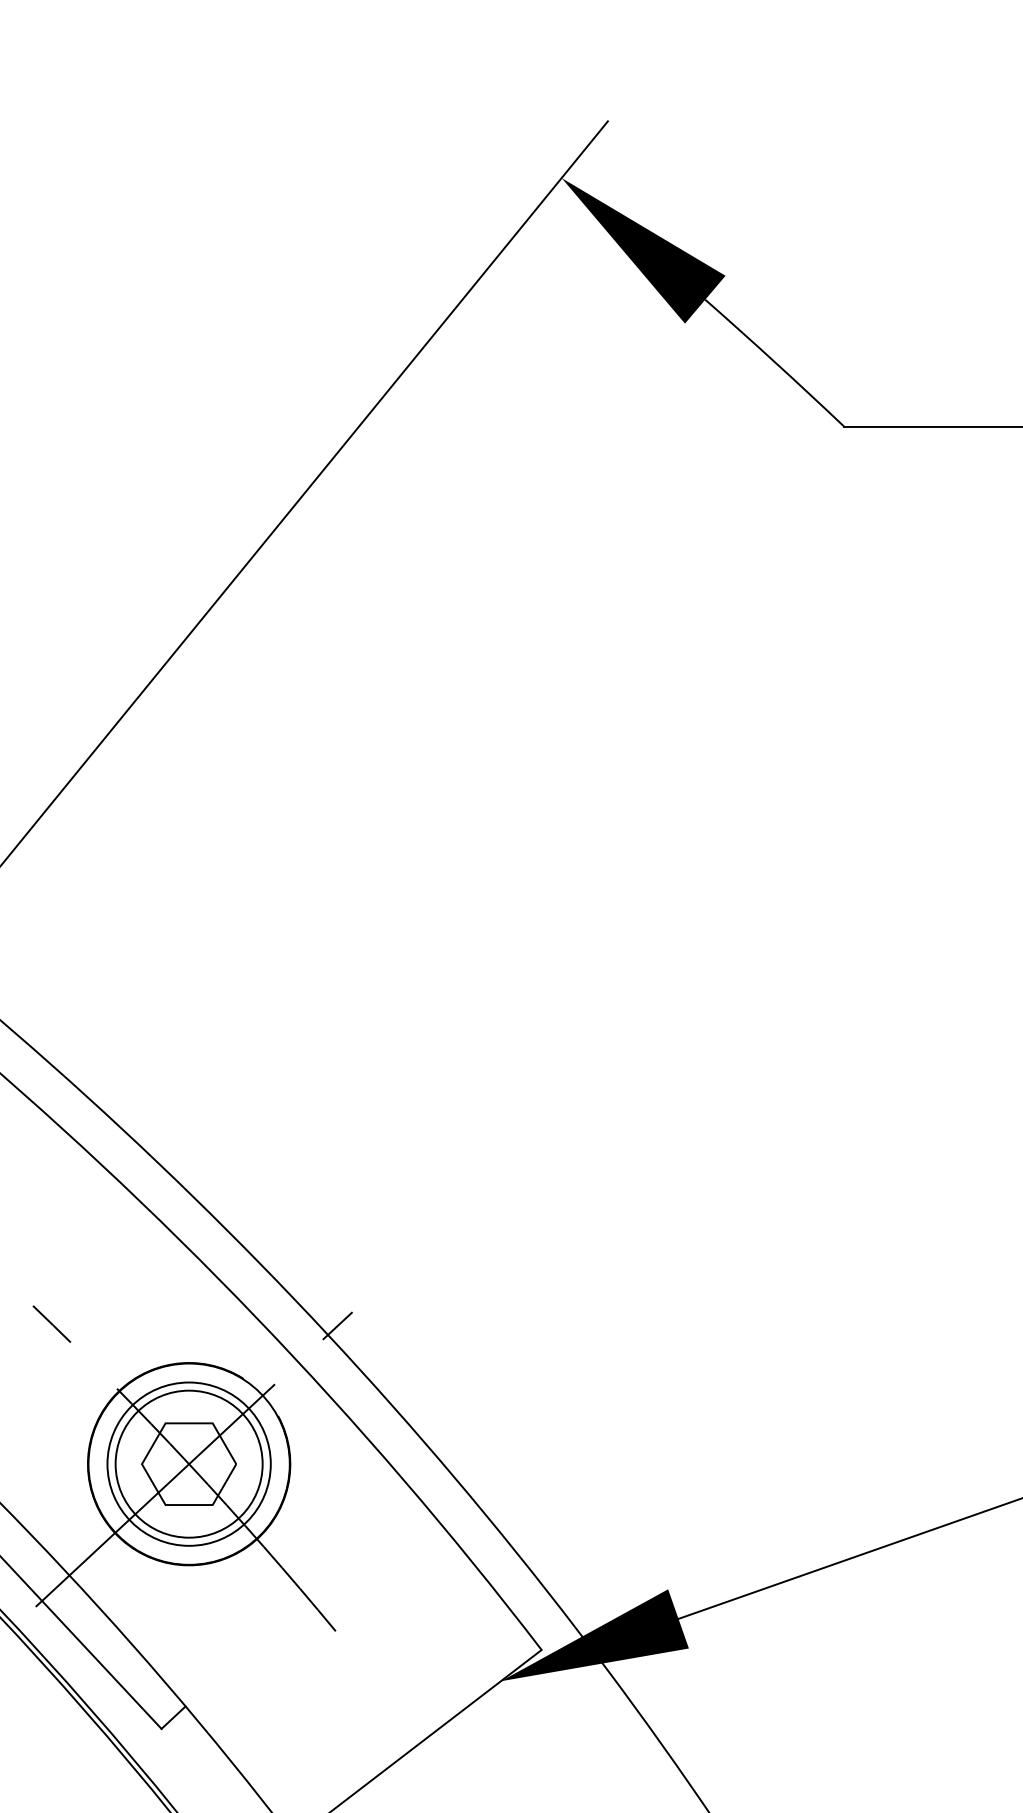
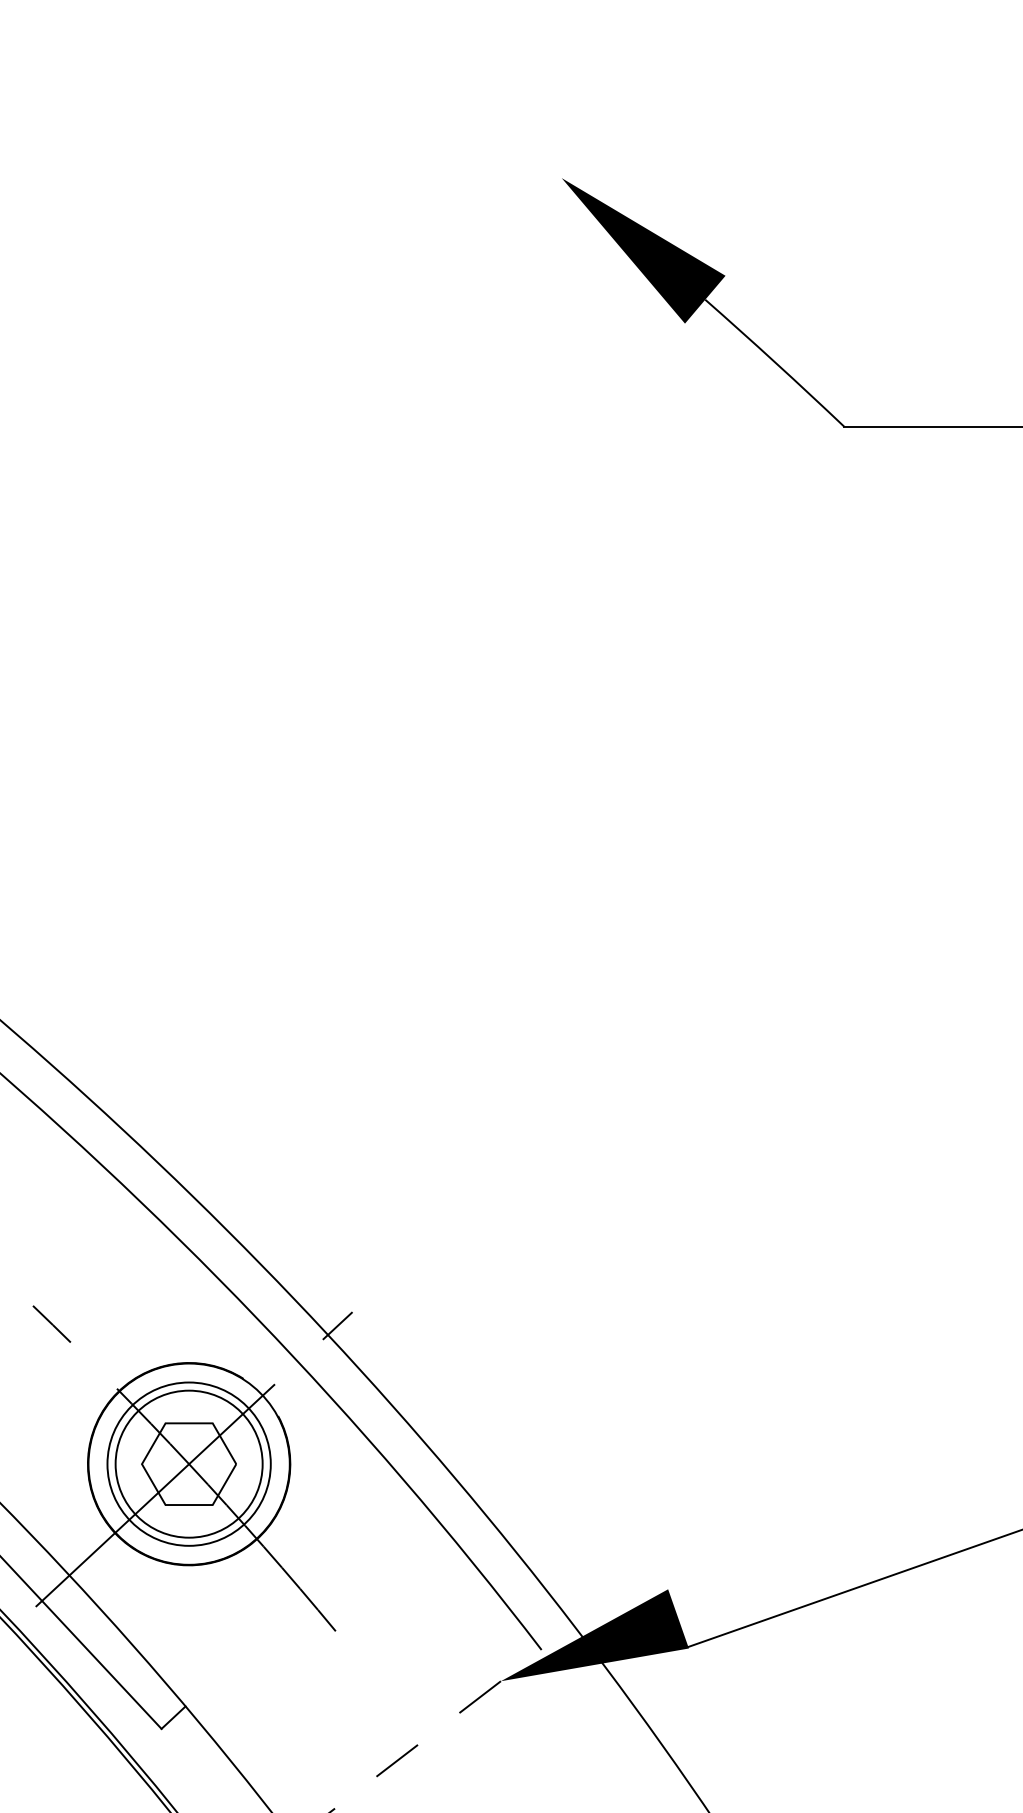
line: present -> none (304, 492)
line position: (848, 1558) -> (853, 1588) (853, 1588)
line: solid -> dashed (436, 1730)
